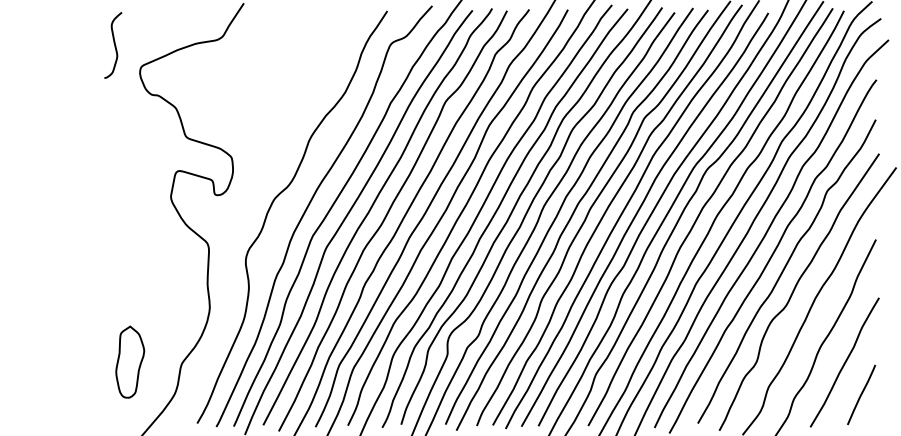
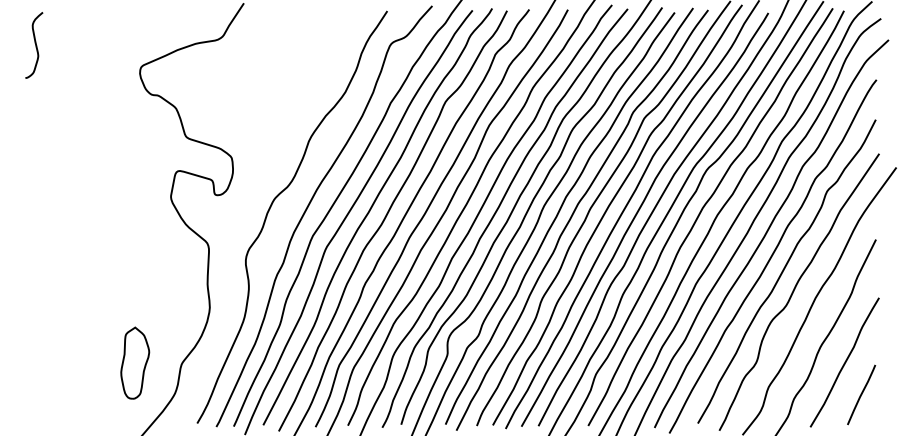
curve position: (114, 45) -> (35, 45) (35, 45)
part position: (130, 361) -> (135, 362) (135, 362)
